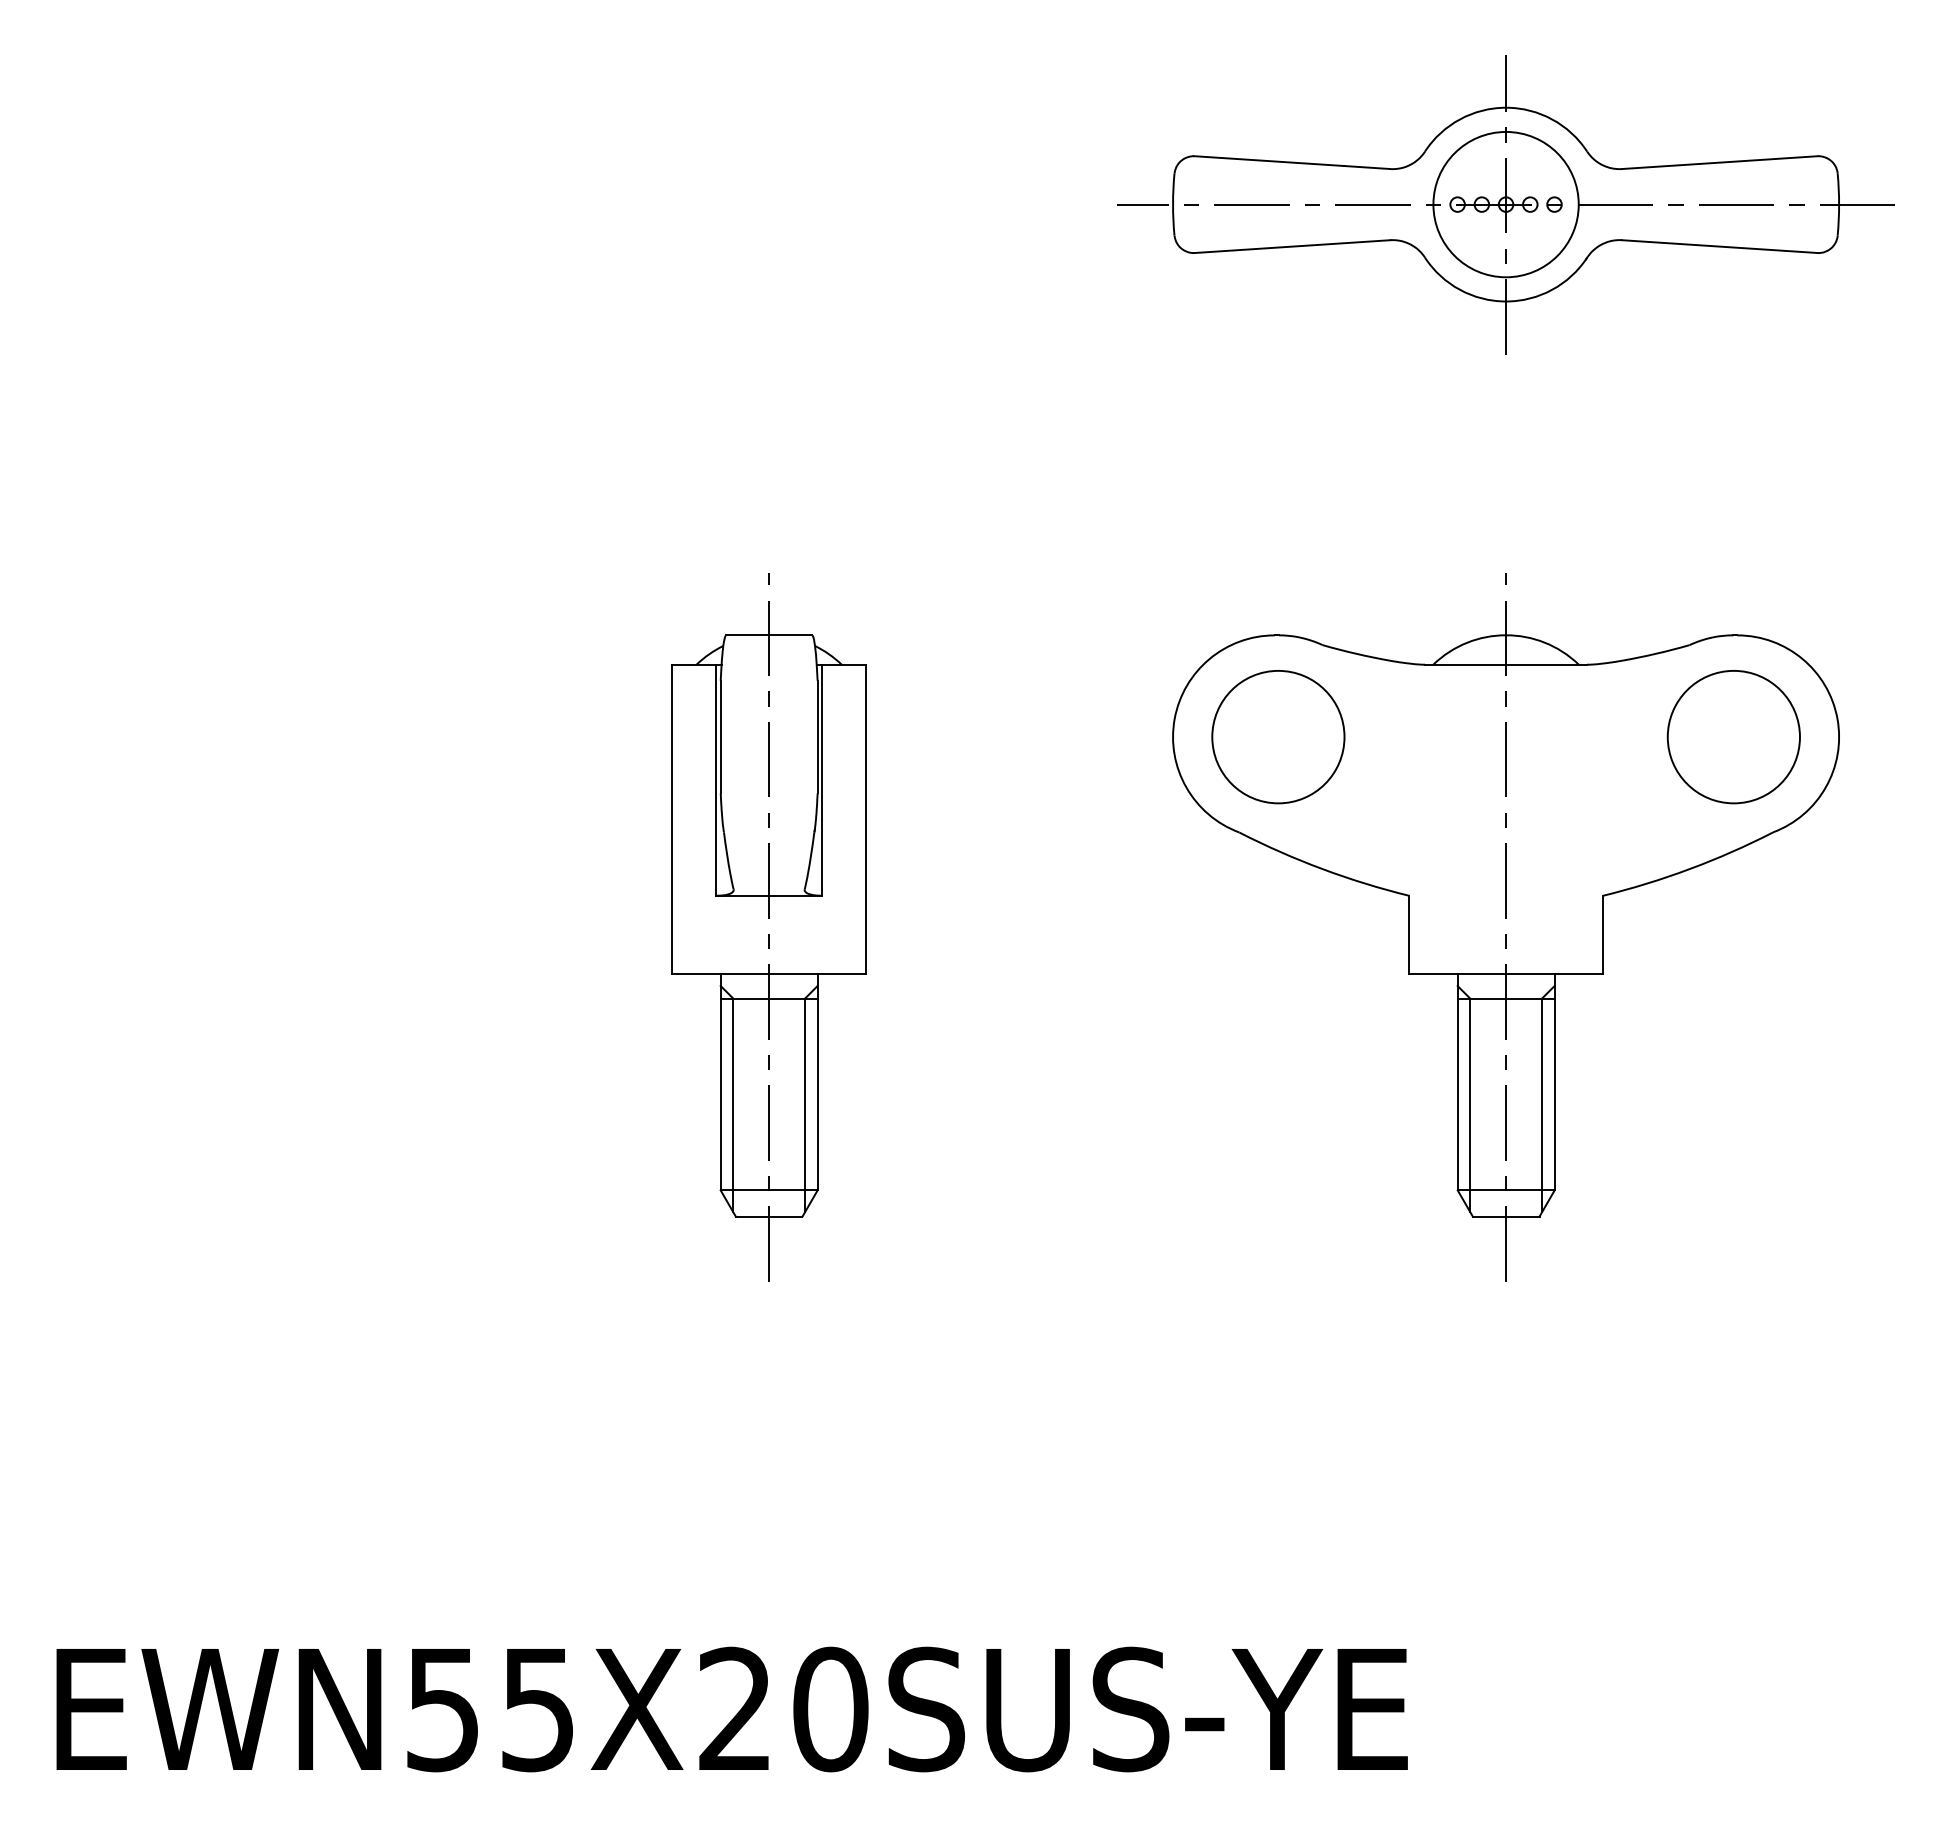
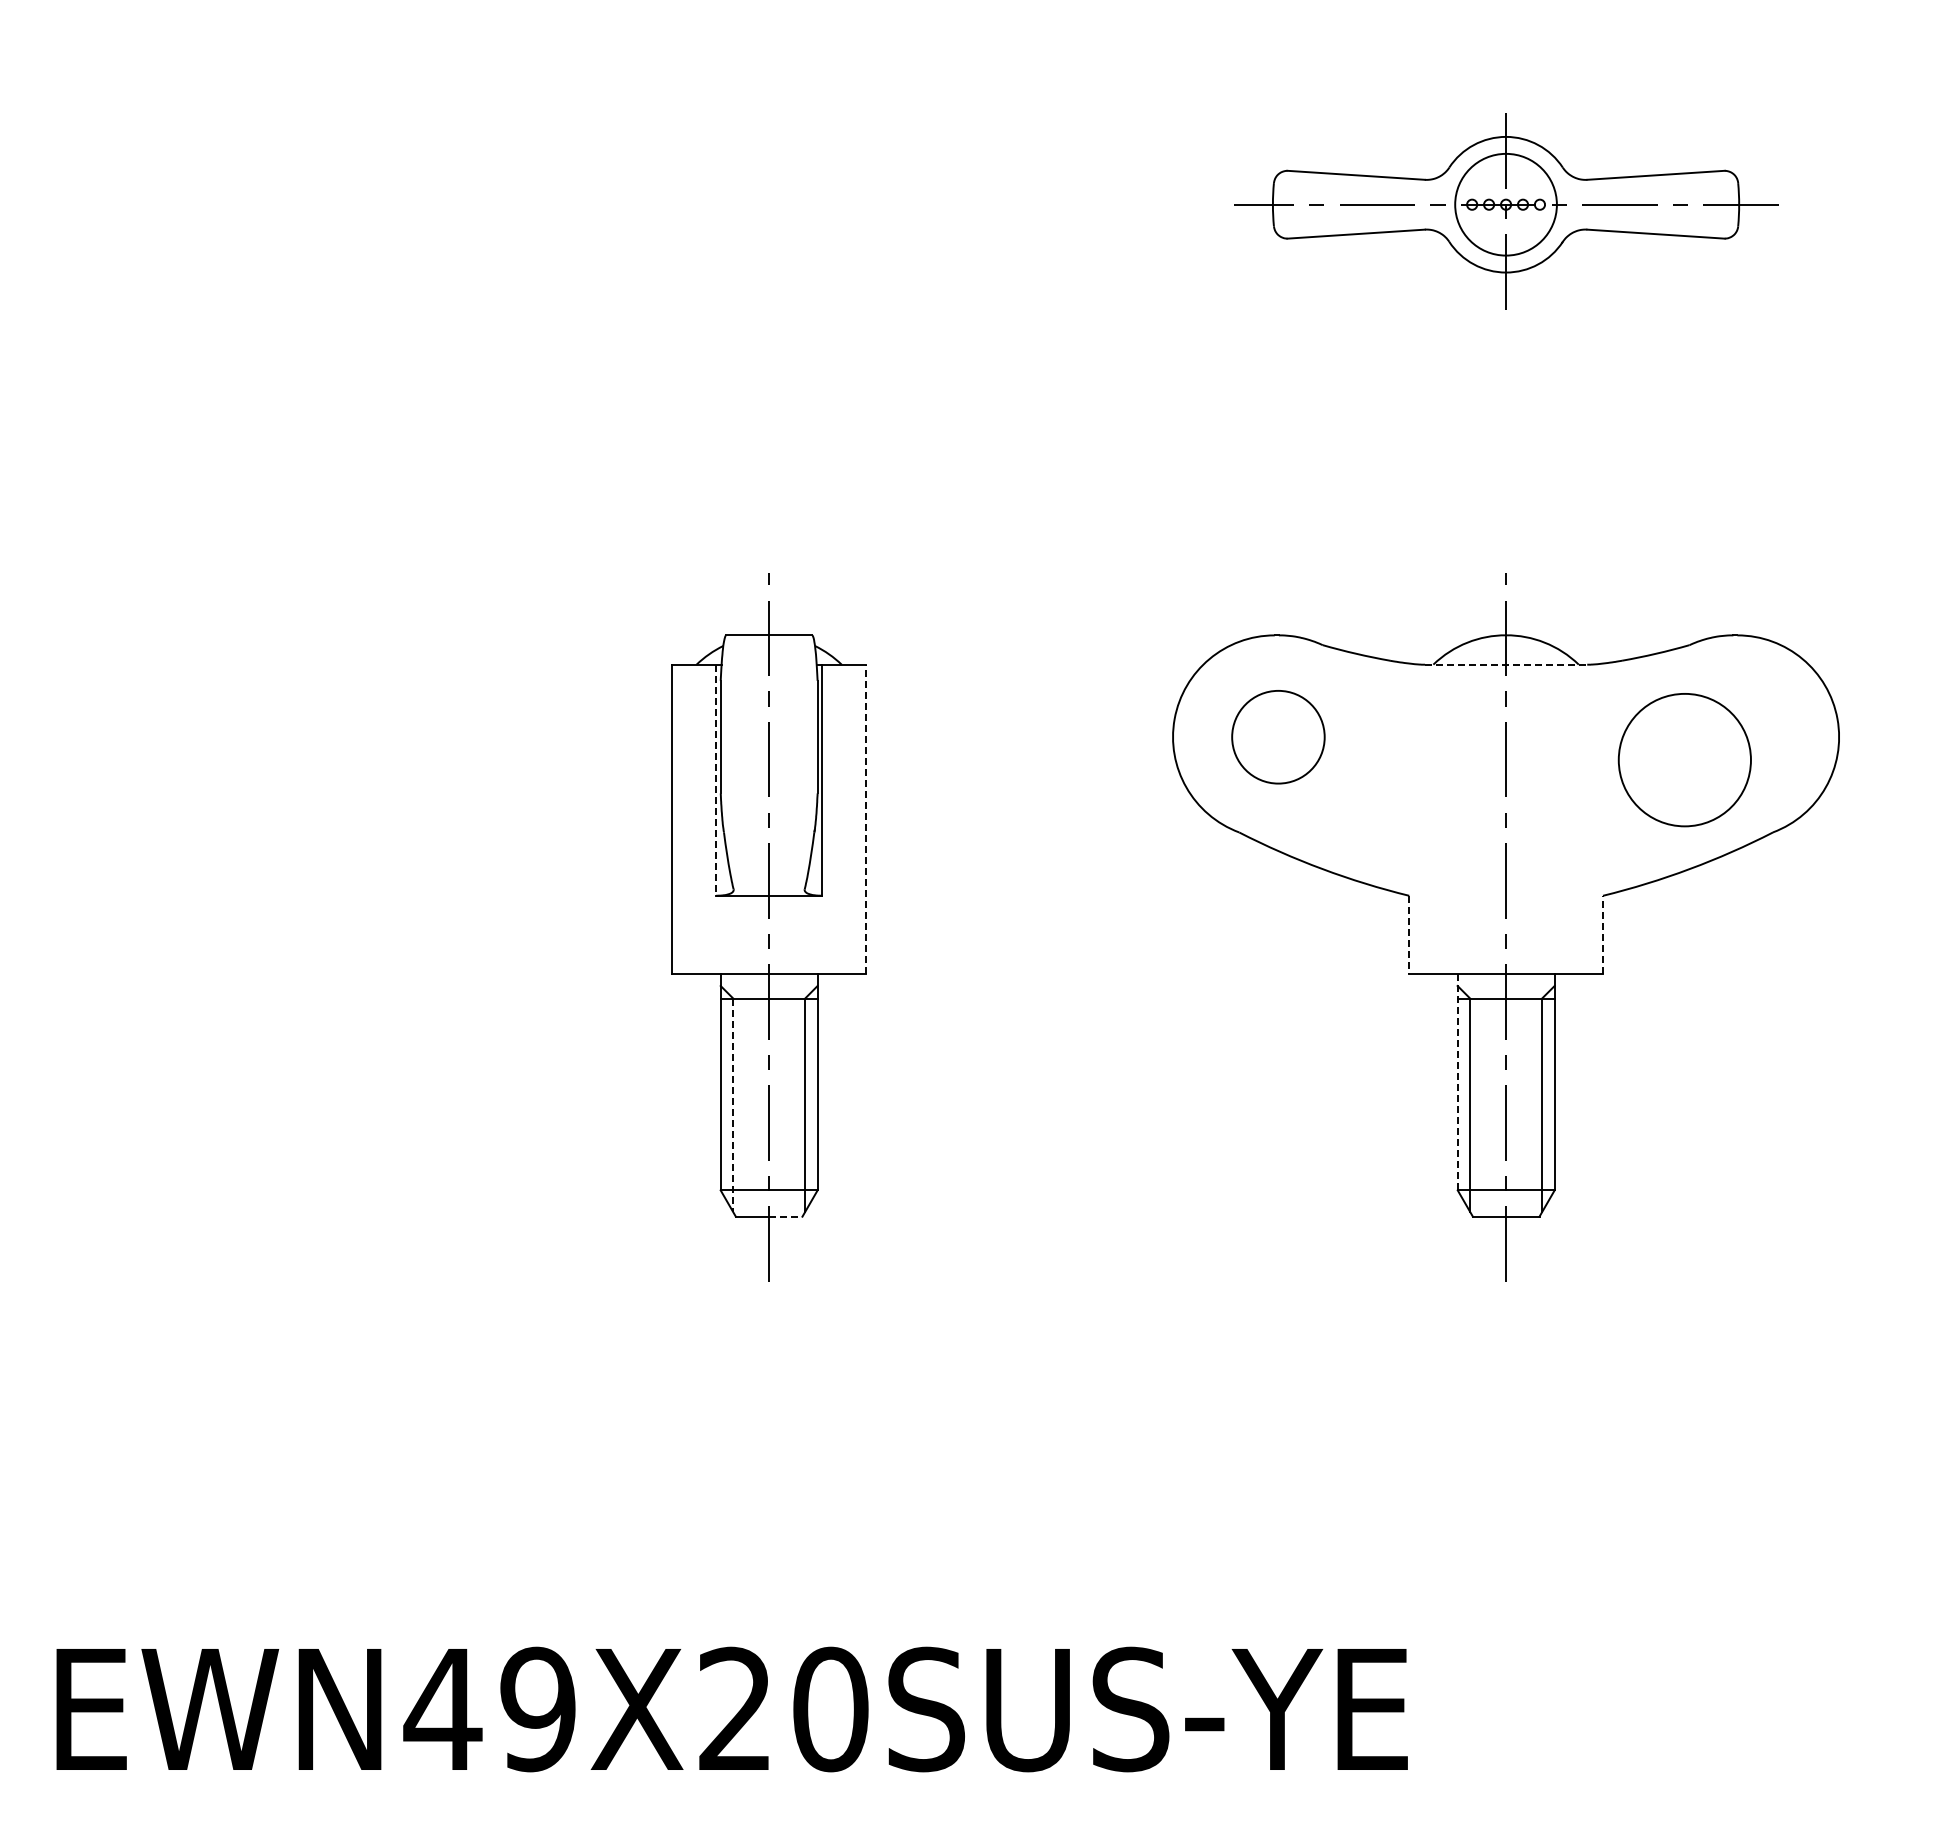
part size: 778x300 px -> 545x197 px (1506, 211)
line: solid -> dashed (1506, 664)
part size: 135x135 px -> 95x95 px (1278, 737)
part position: (1733, 737) -> (1684, 760) (1684, 760)
line: solid -> dashed (716, 780)
line: solid -> dashed (866, 819)
line: solid -> dashed (1602, 934)
line: solid -> dashed (1409, 935)
line: solid -> dashed (1457, 1082)
line: solid -> dashed (733, 1105)
line: solid -> dashed (785, 1216)
text: EWN55X20SUS-YE -> EWN49X20SUS-YE (489, 1709)
